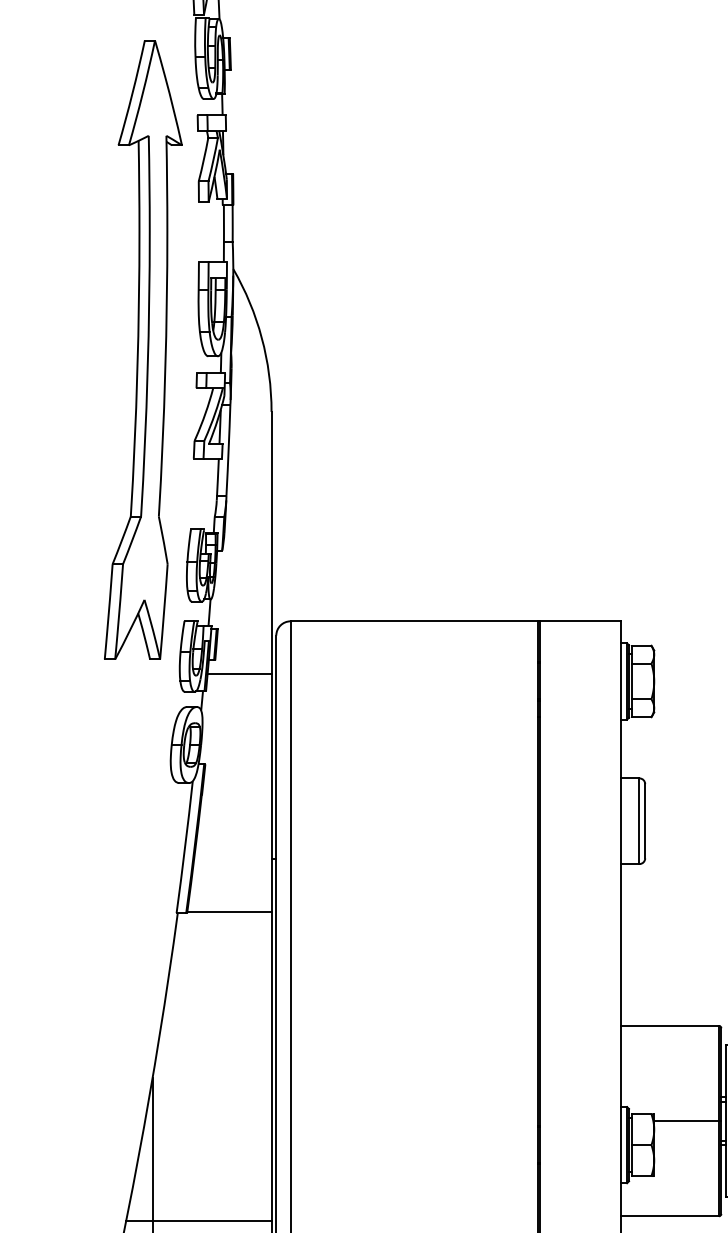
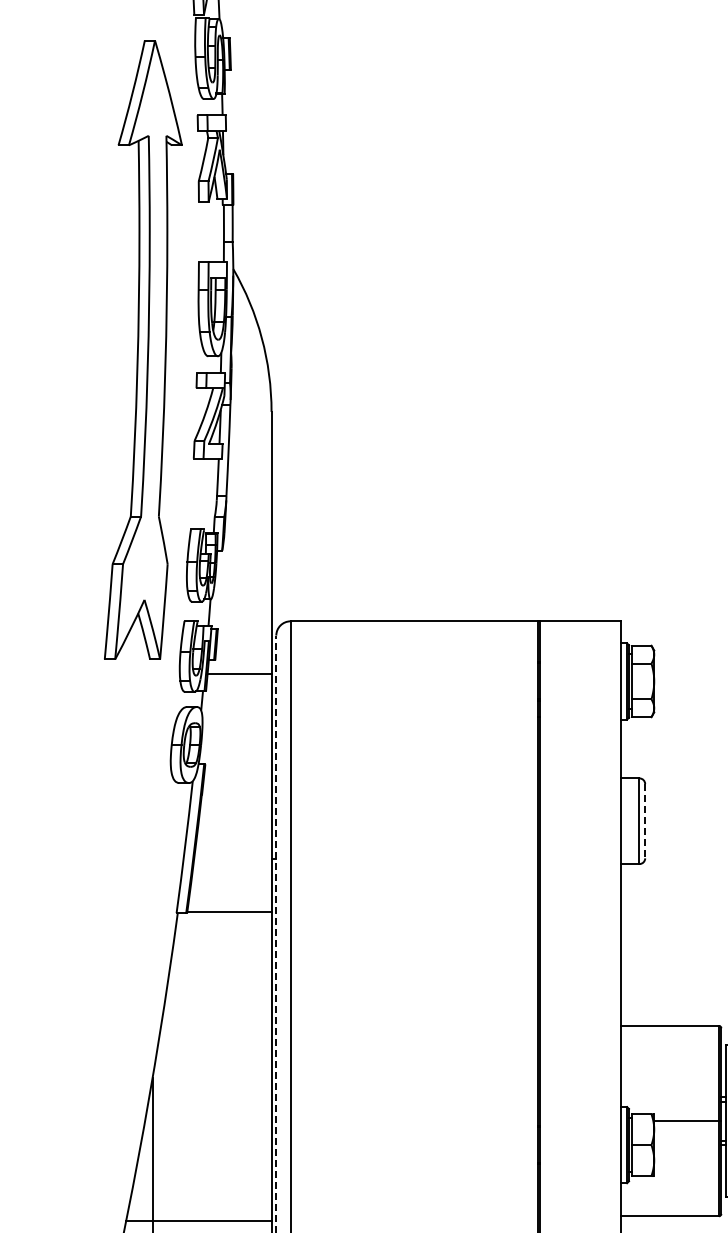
line: solid -> dashed (645, 821)
line: solid -> dashed (276, 933)
